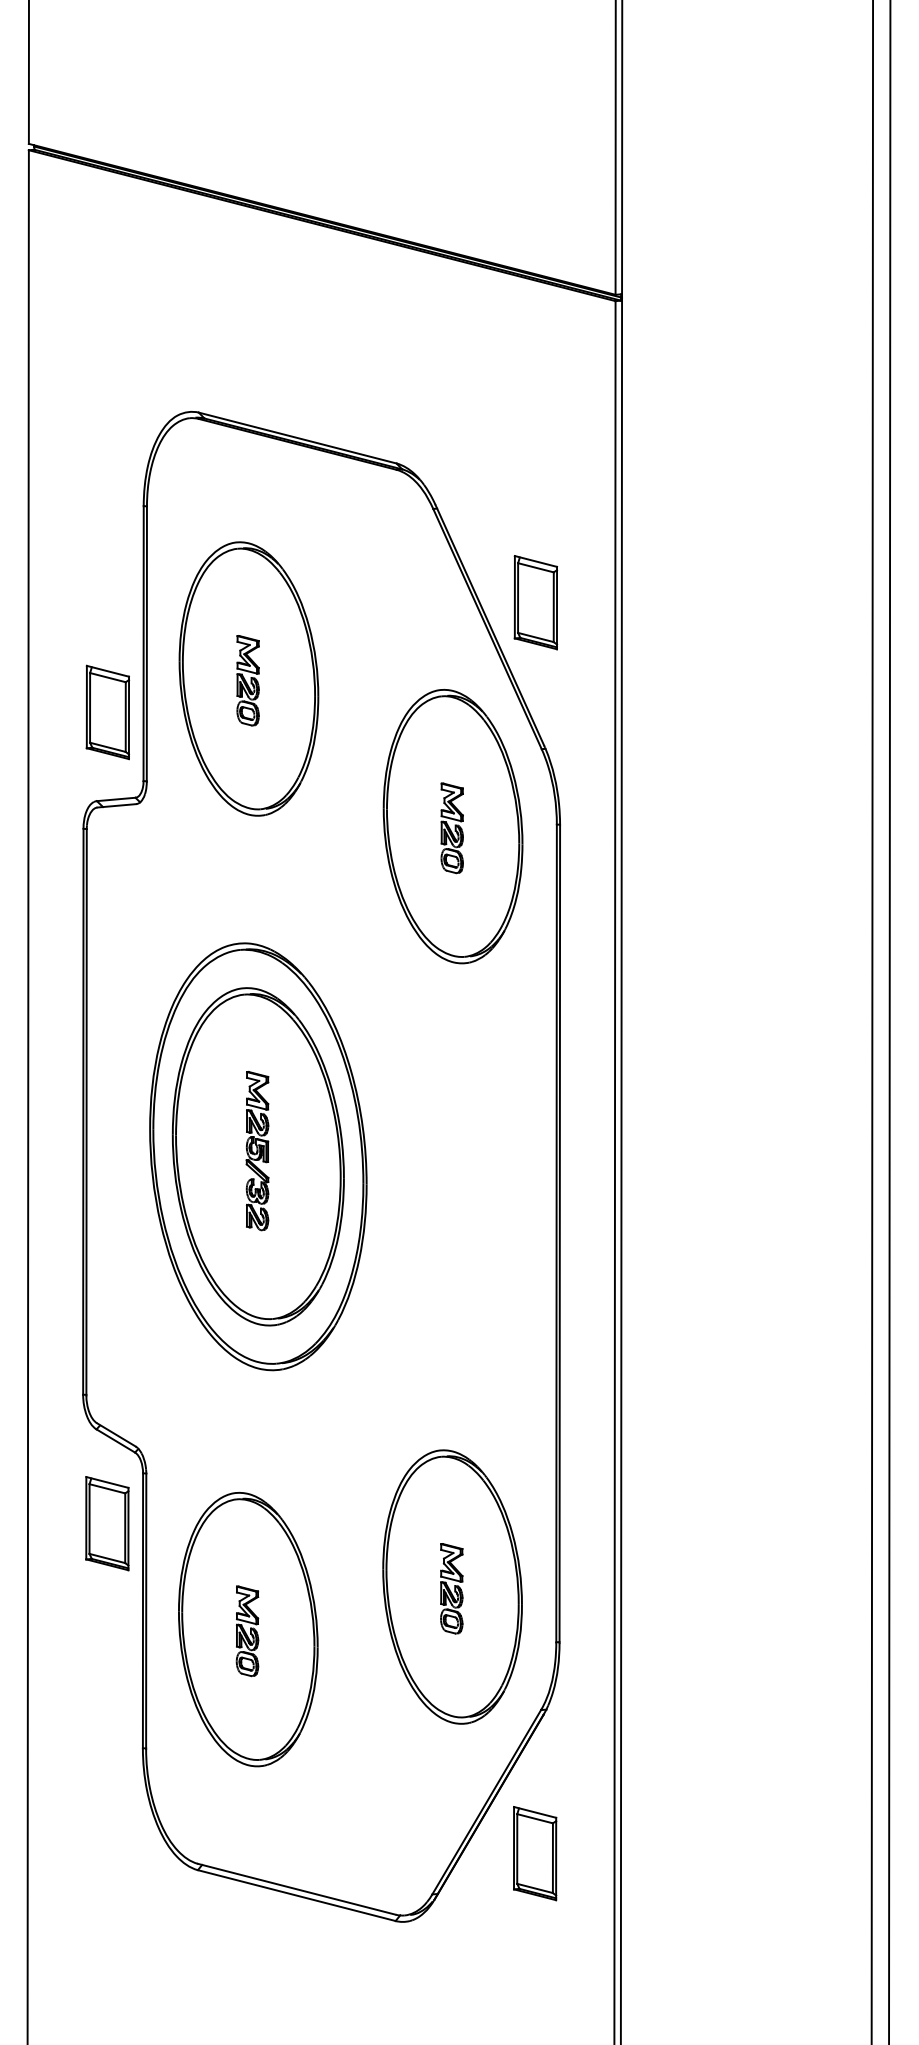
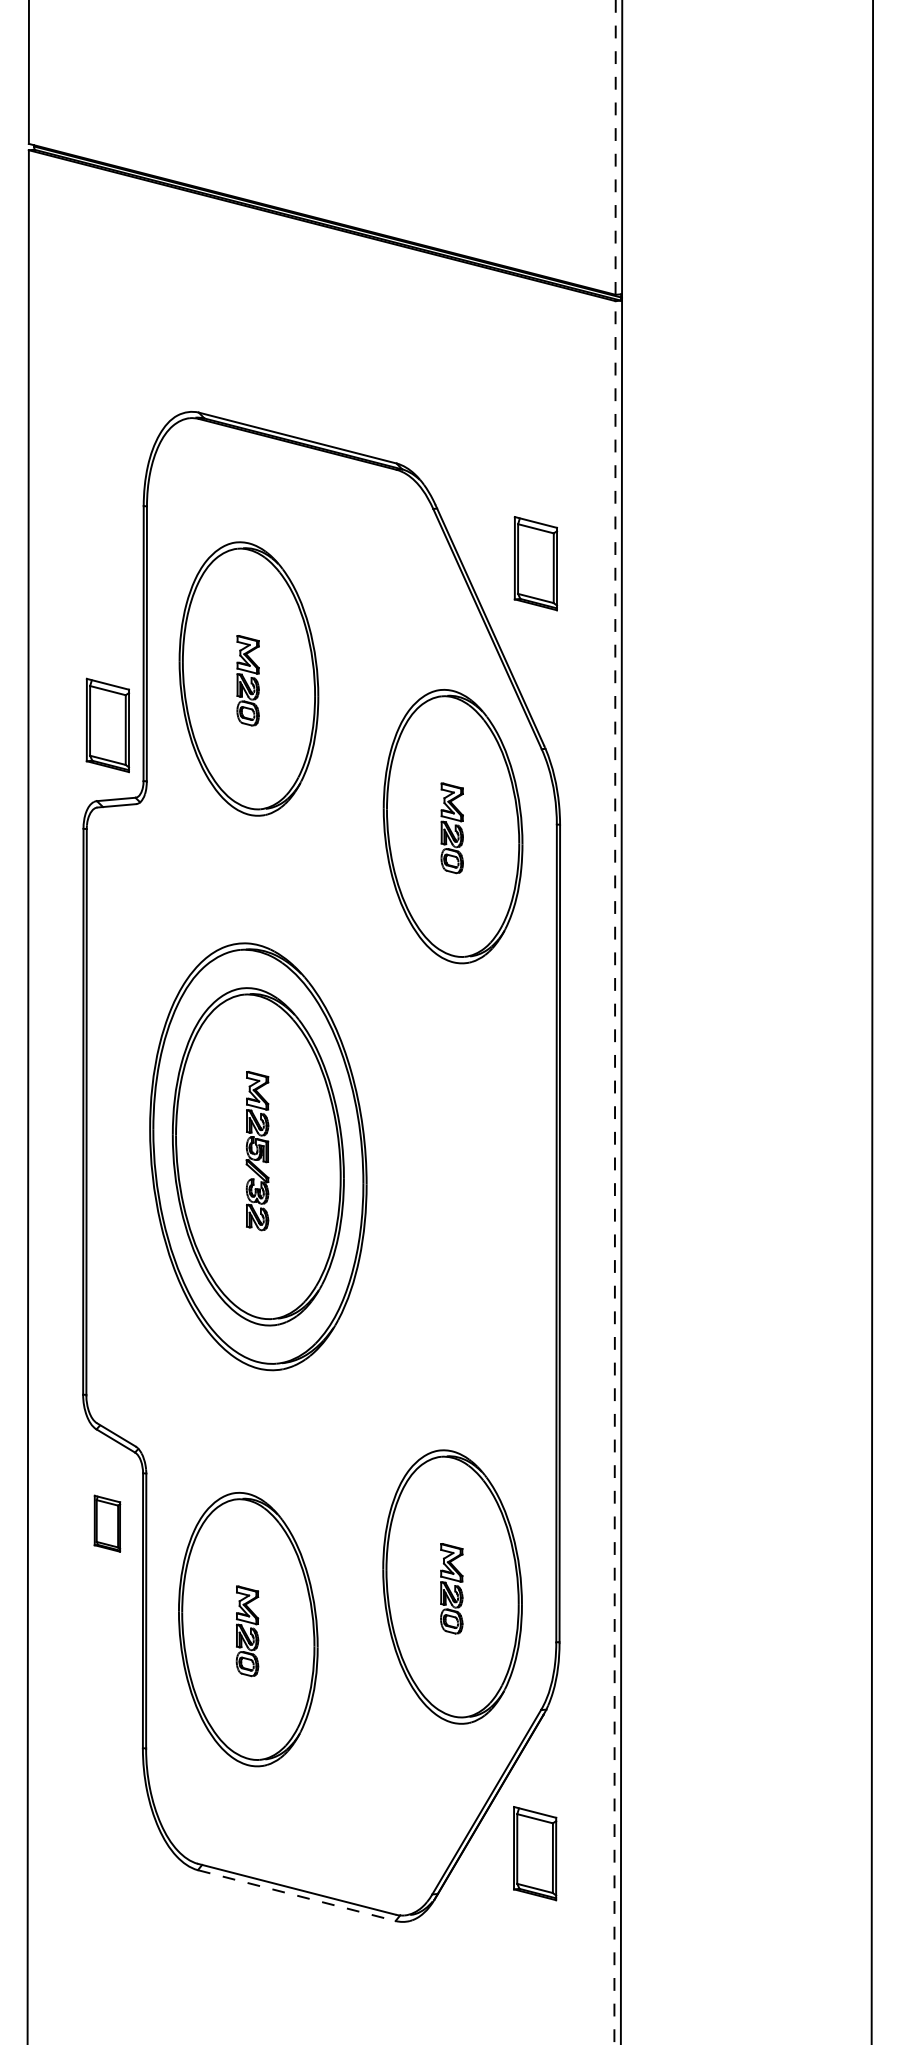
line: solid -> dashed (615, 147)
part position: (535, 602) -> (535, 563) (535, 563)
part position: (107, 712) -> (107, 725) (107, 725)
line: present -> none (889, 1021)
line: solid -> dashed (614, 1173)
part size: 45x96 px -> 29x59 px (107, 1523)
line: solid -> dashed (297, 1895)
